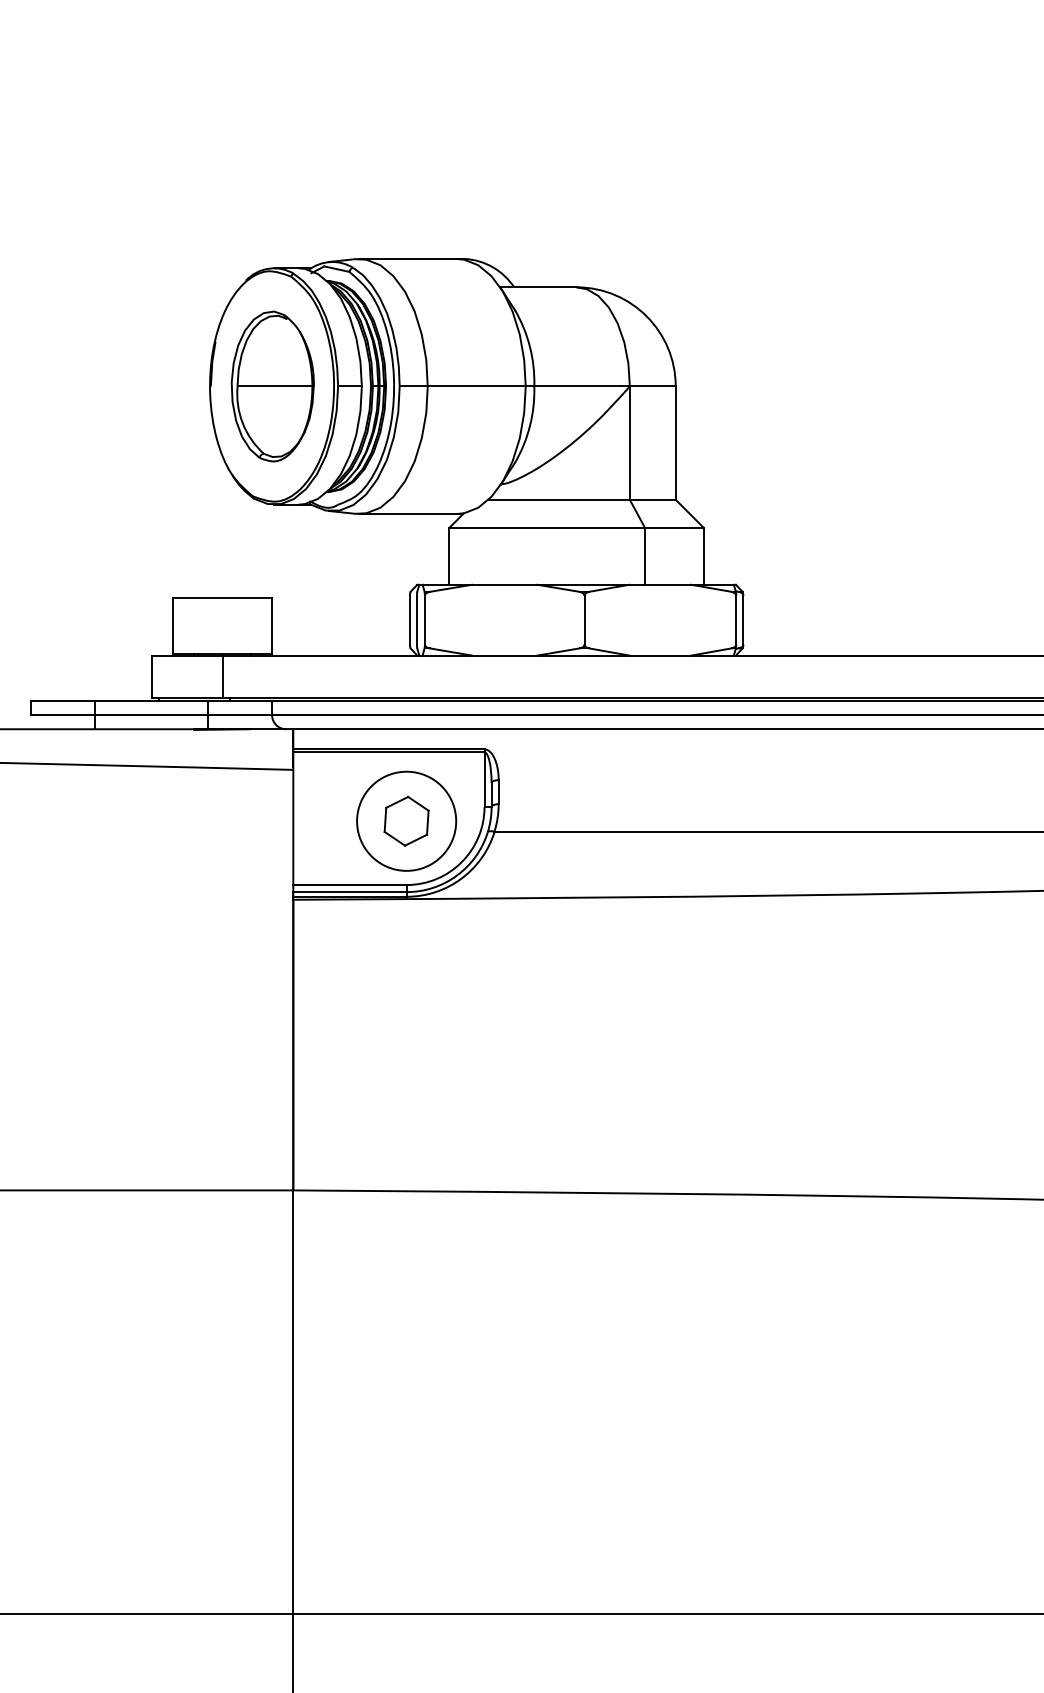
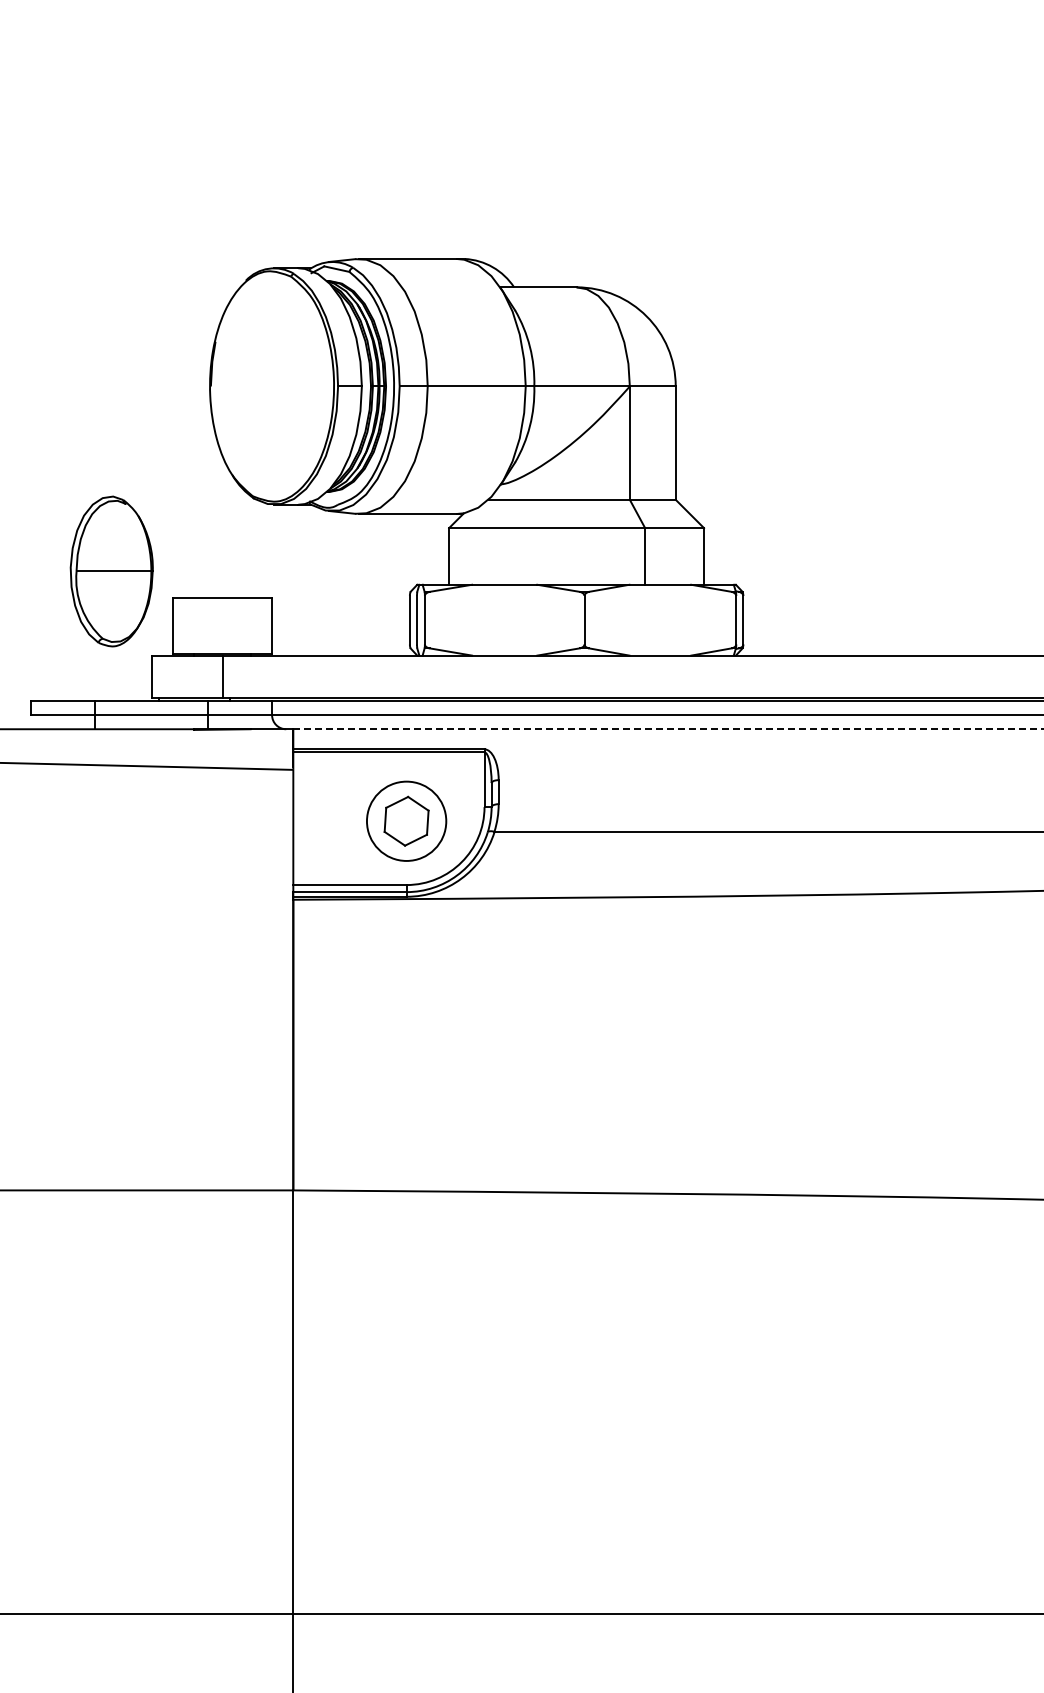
part position: (272, 386) -> (111, 571) (111, 571)
line: solid -> dashed (668, 729)
circle diameter: 99 px -> 79 px (406, 820)
